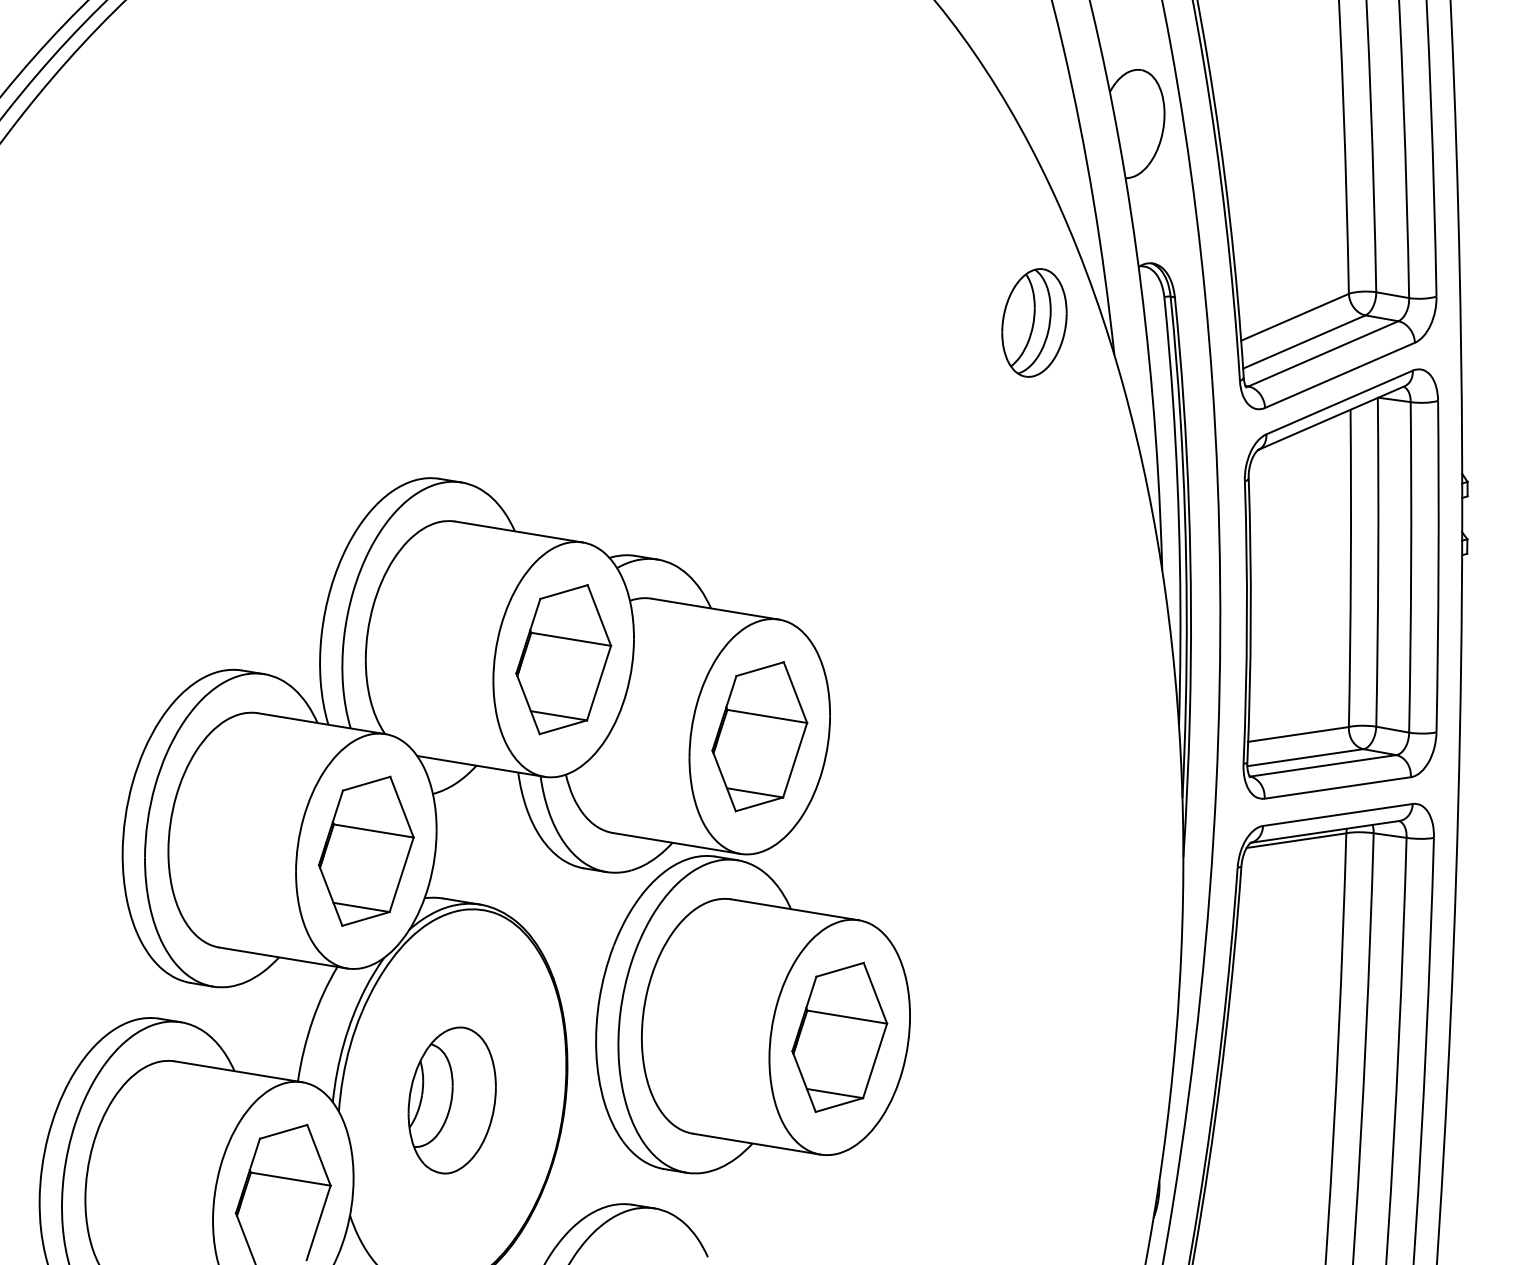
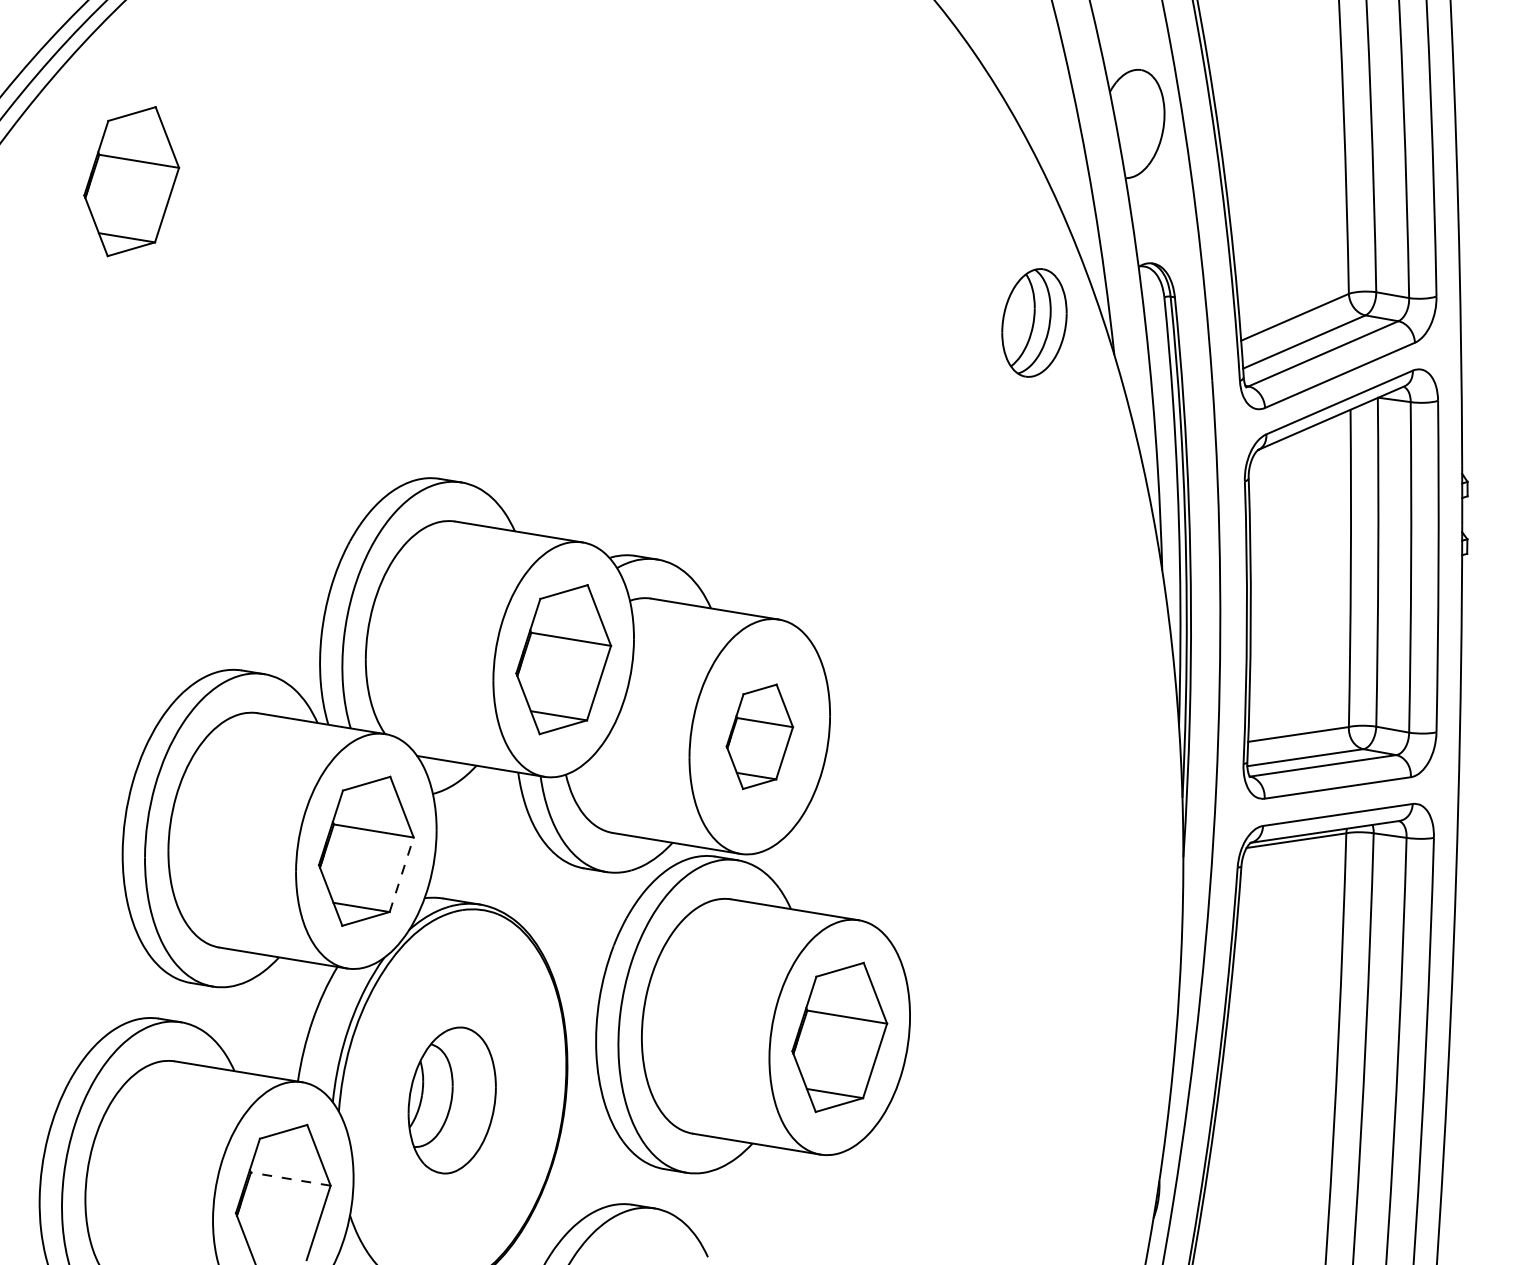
part: none -> present (131, 181)
part size: 98x152 px -> 69x108 px (759, 736)
line: solid -> dashed (401, 874)
line: solid -> dashed (290, 1179)
